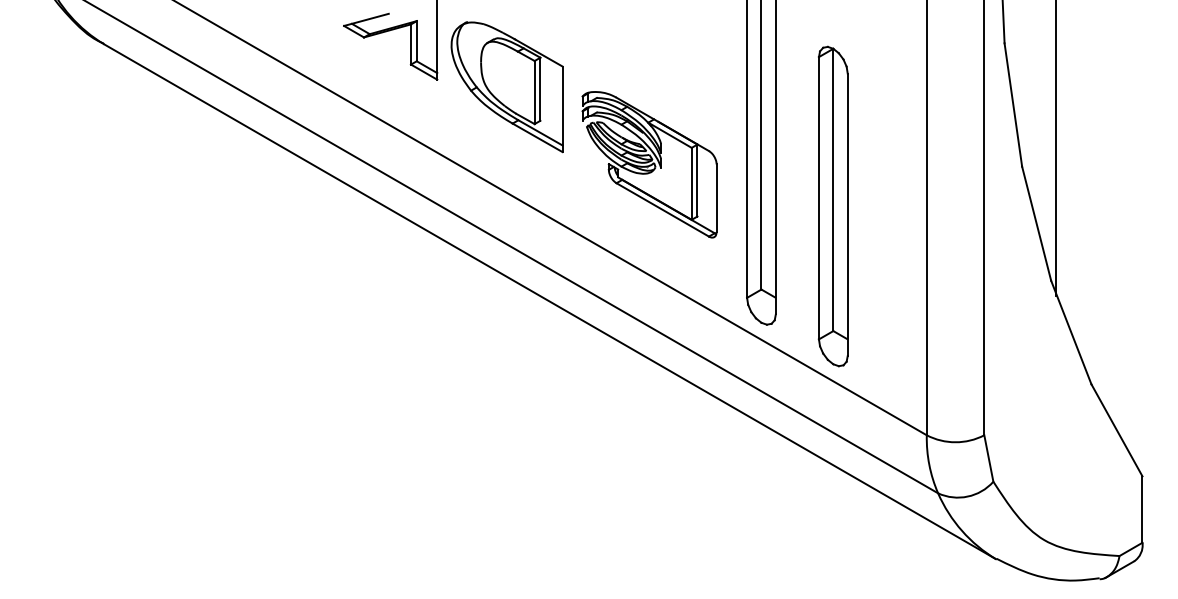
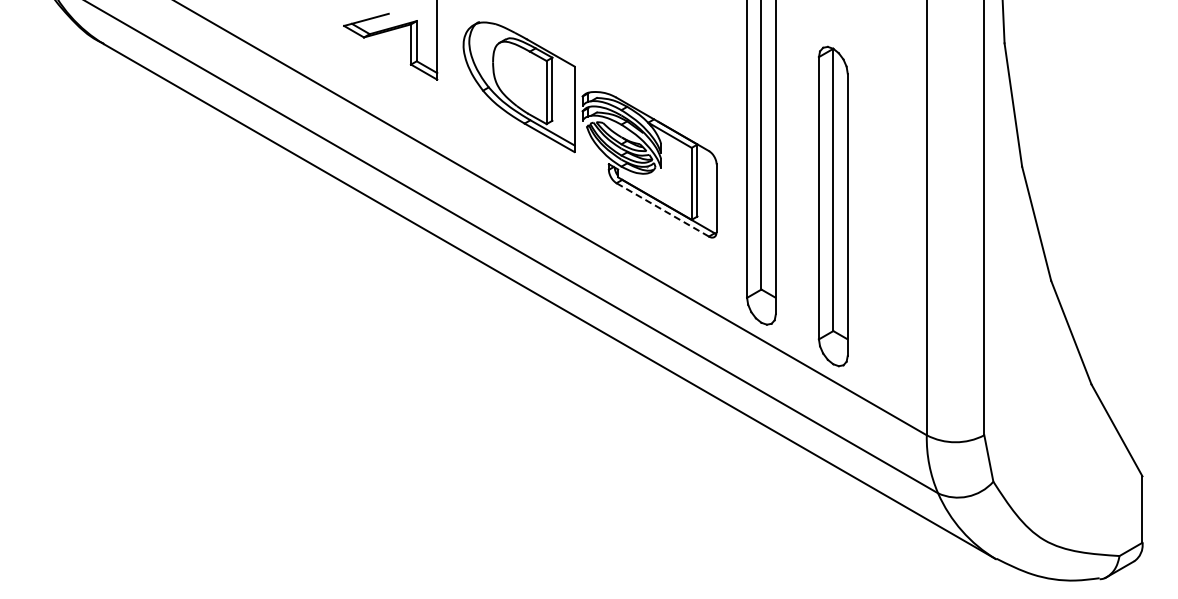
part position: (506, 87) -> (518, 87) (518, 87)
line: present -> none (1056, 149)
line: solid -> dashed (662, 209)
